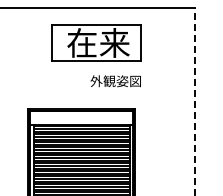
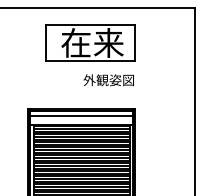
part position: (96, 42) -> (90, 42) (90, 42)
text position: (115, 81) -> (108, 80) (108, 80)
line: dashed -> solid (194, 101)
line: none -> present (81, 116)
